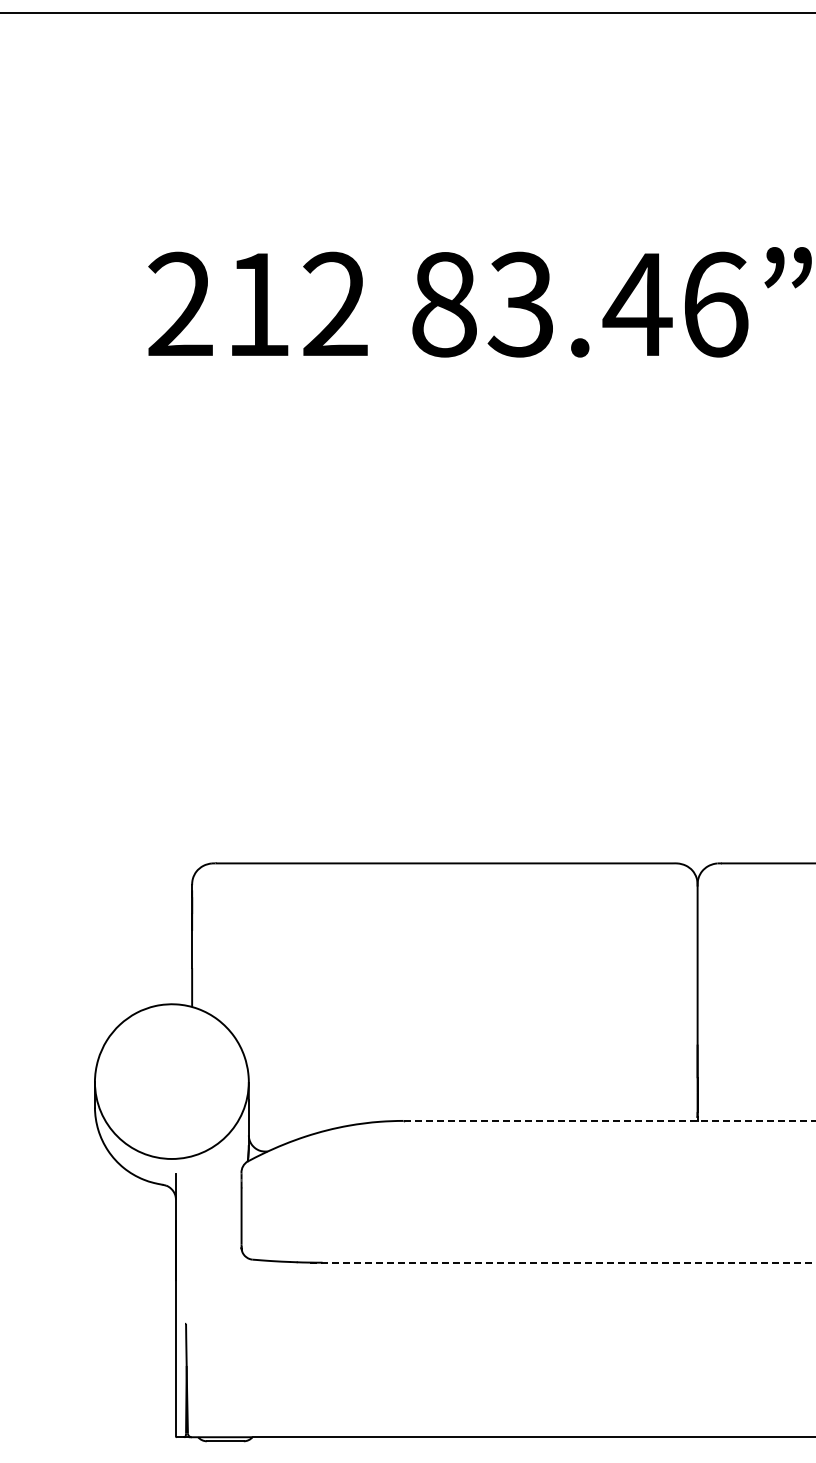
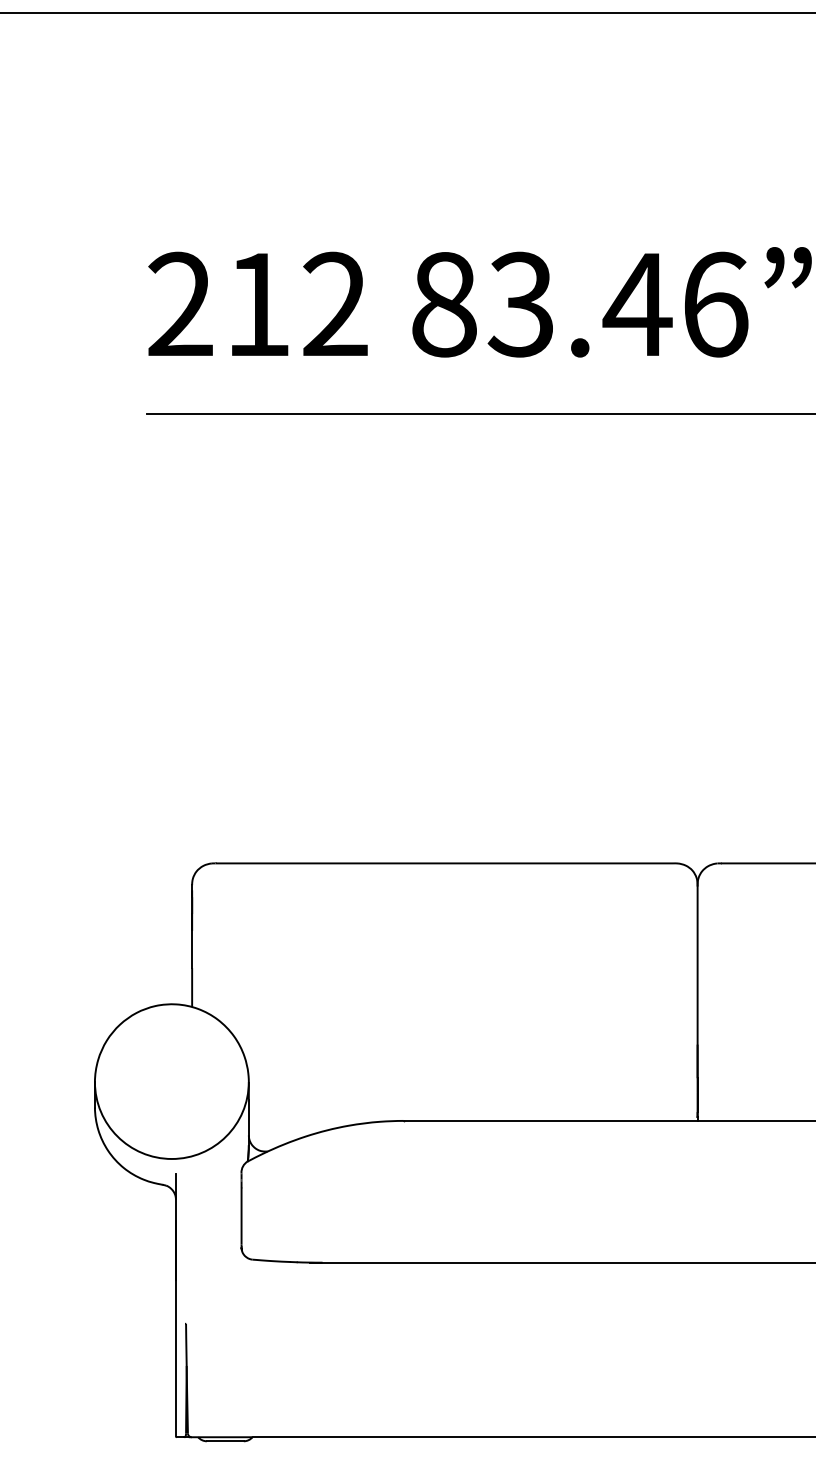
line: none -> present (479, 414)
line: dashed -> solid (609, 1120)
line: dashed -> solid (562, 1262)
